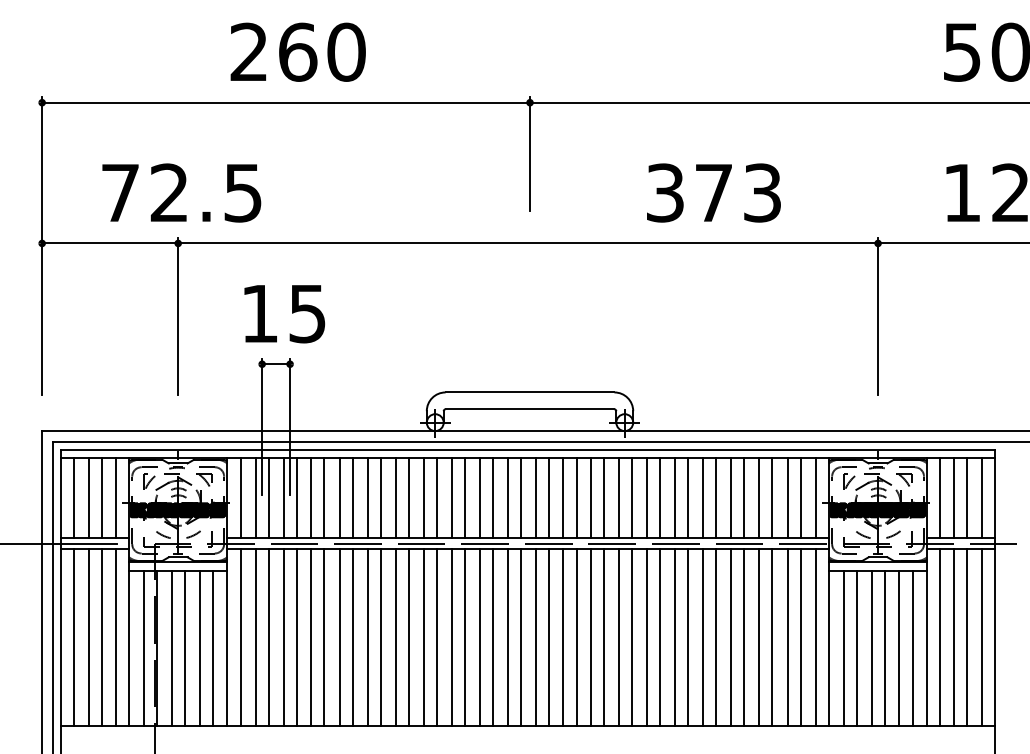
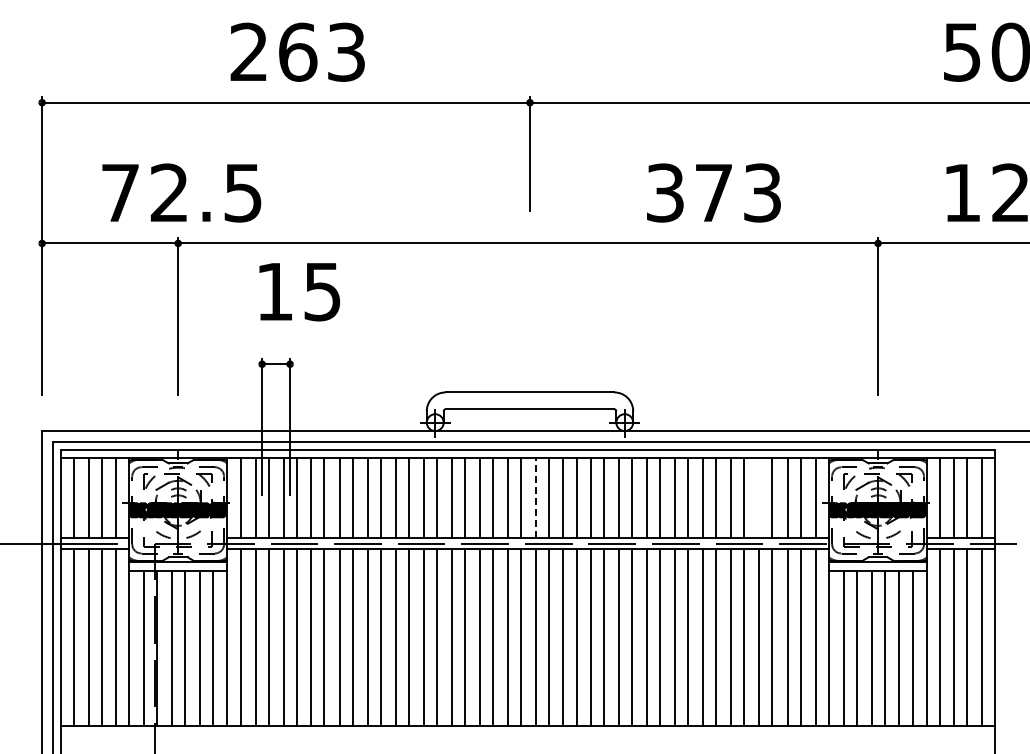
text: 260 -> 263 (346, 51)
text position: (284, 314) -> (299, 292) (299, 292)
line: solid -> dashed (535, 498)
line: present -> none (759, 498)
